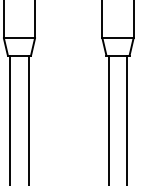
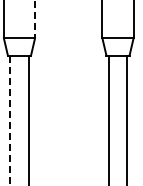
line: solid -> dashed (35, 19)
line: solid -> dashed (10, 120)
